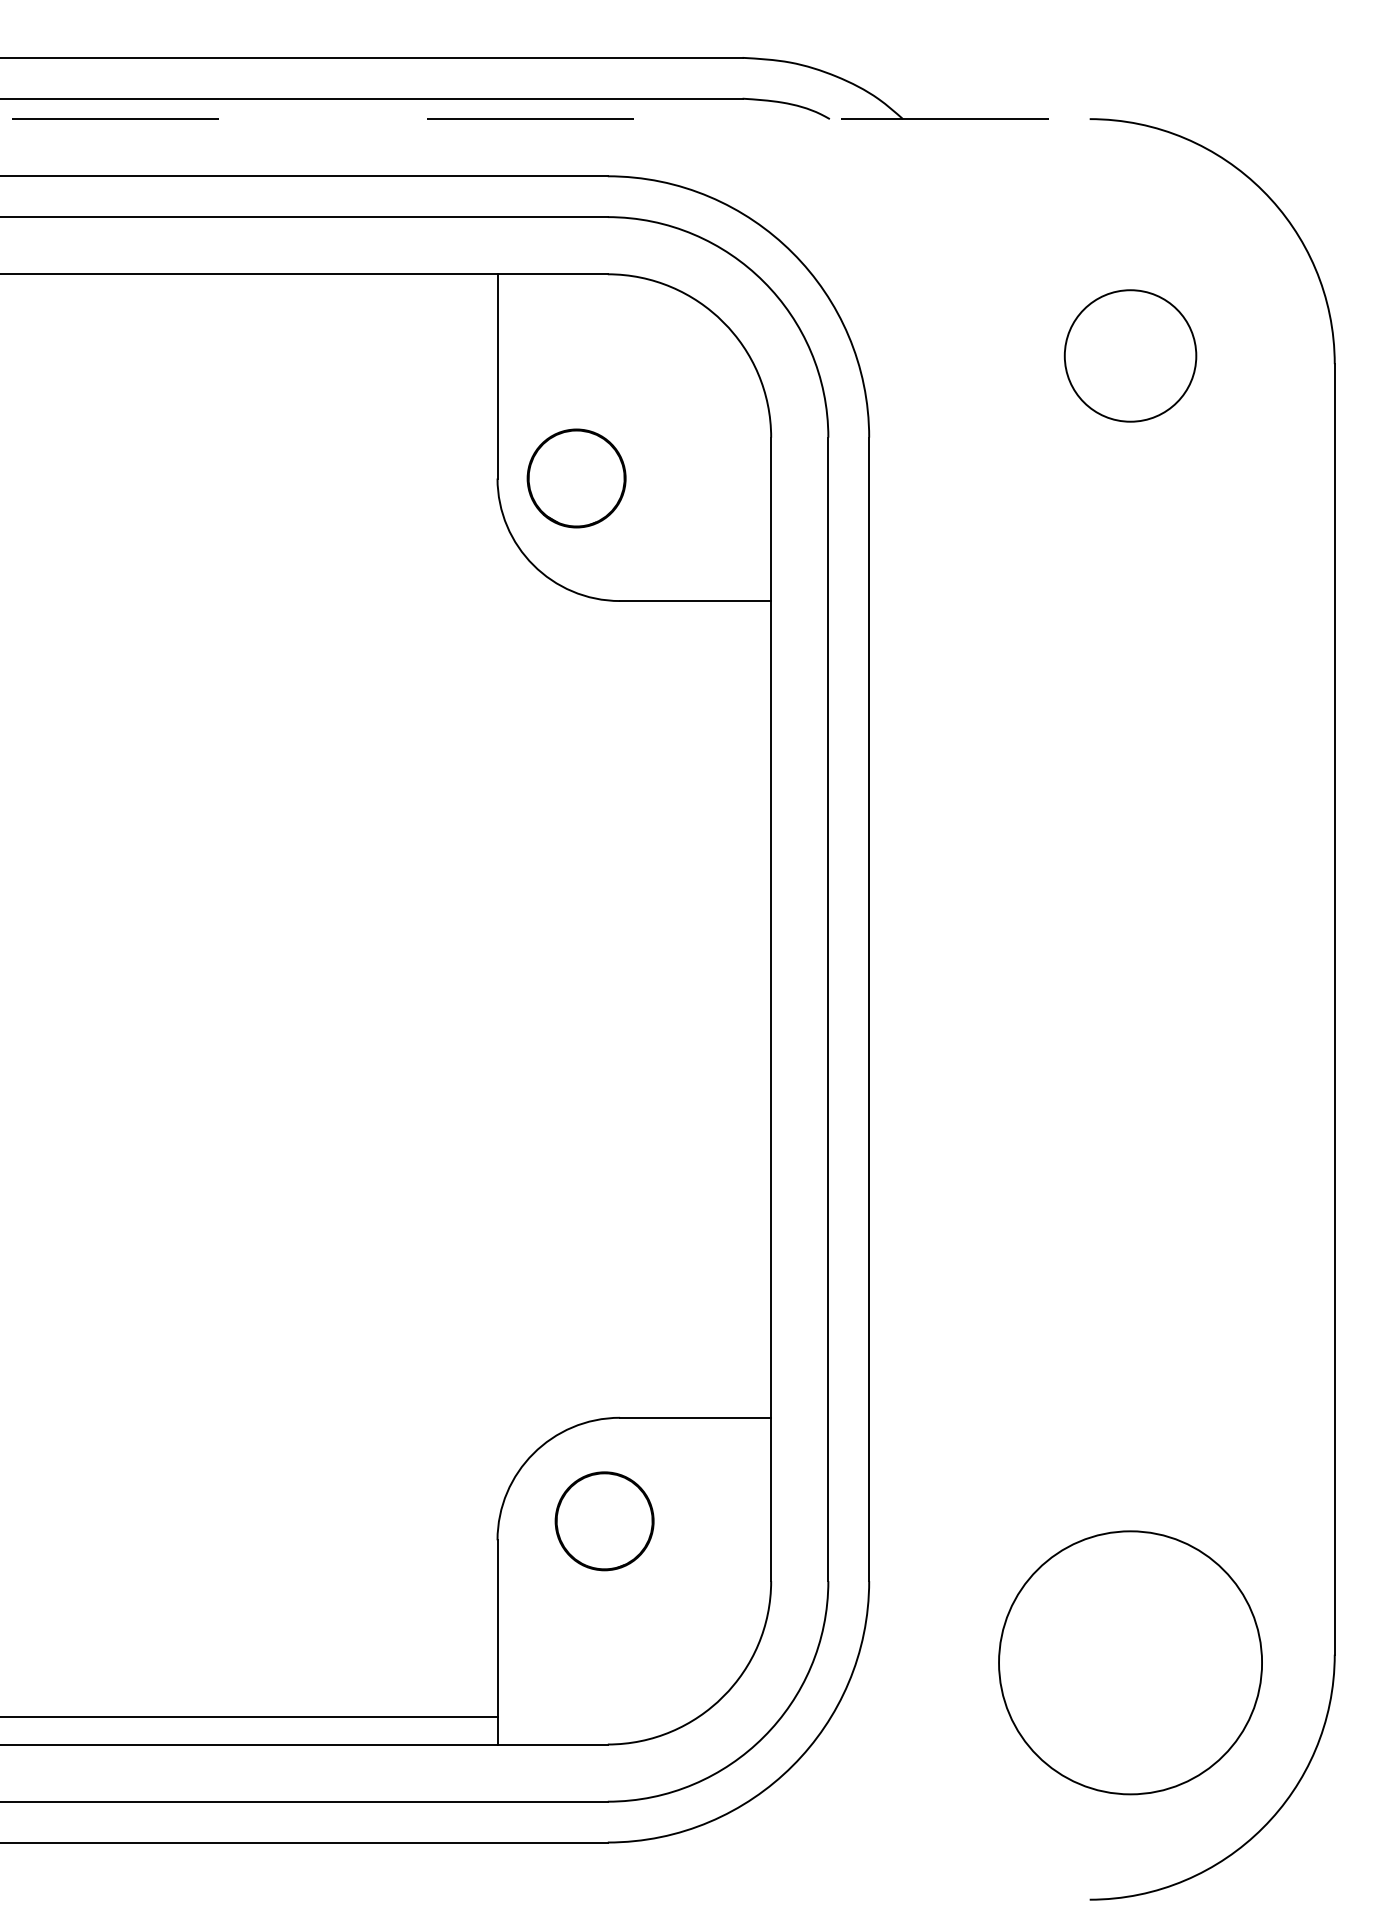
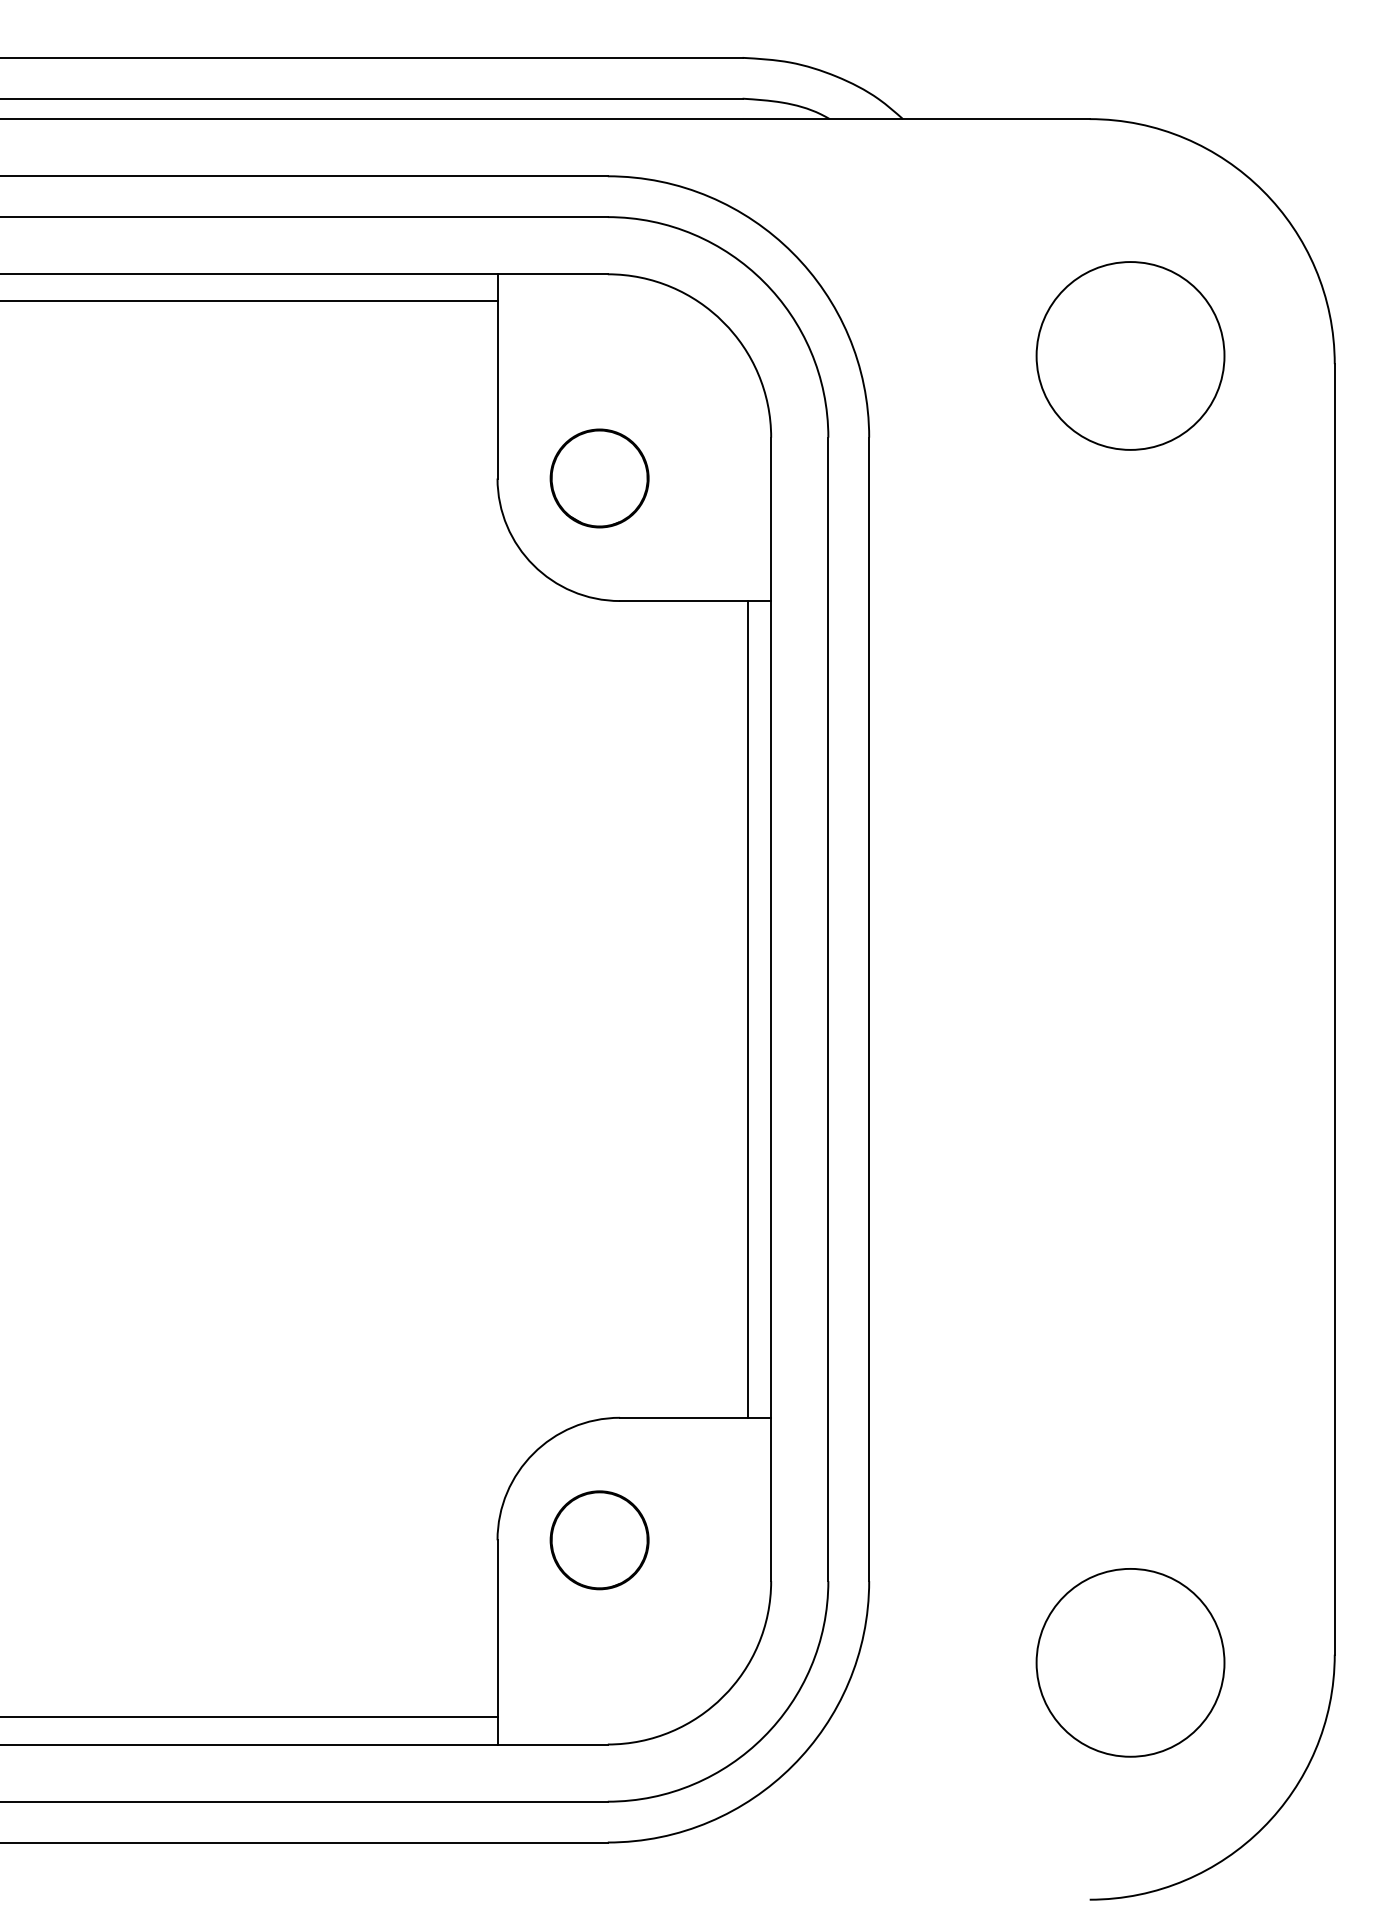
line: dashed -> solid (545, 119)
line: none -> present (249, 301)
circle diameter: 132 px -> 188 px (1130, 355)
circle position: (576, 478) -> (599, 478) (599, 478)
line: none -> present (747, 1009)
circle position: (604, 1521) -> (599, 1540) (599, 1540)
circle diameter: 263 px -> 188 px (1130, 1662)
